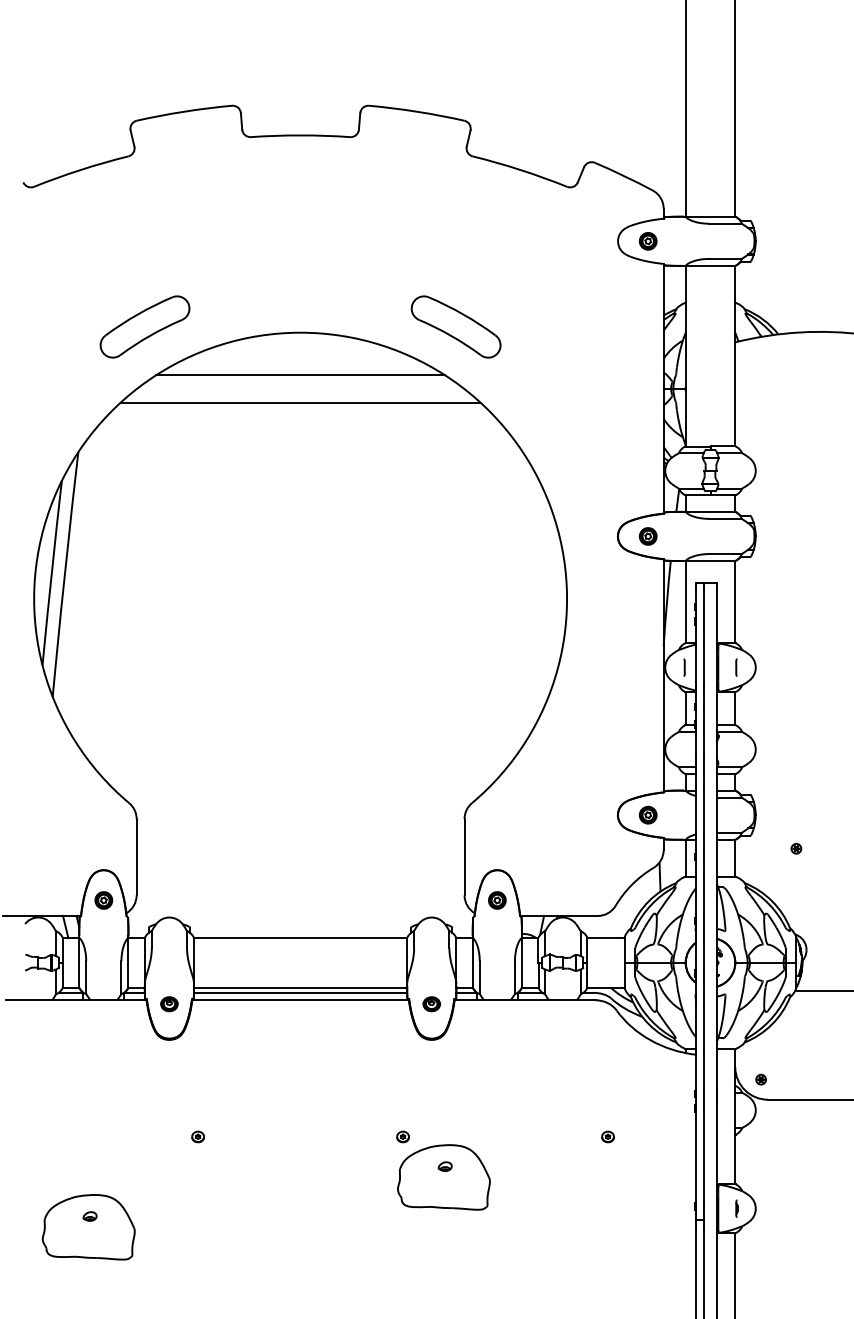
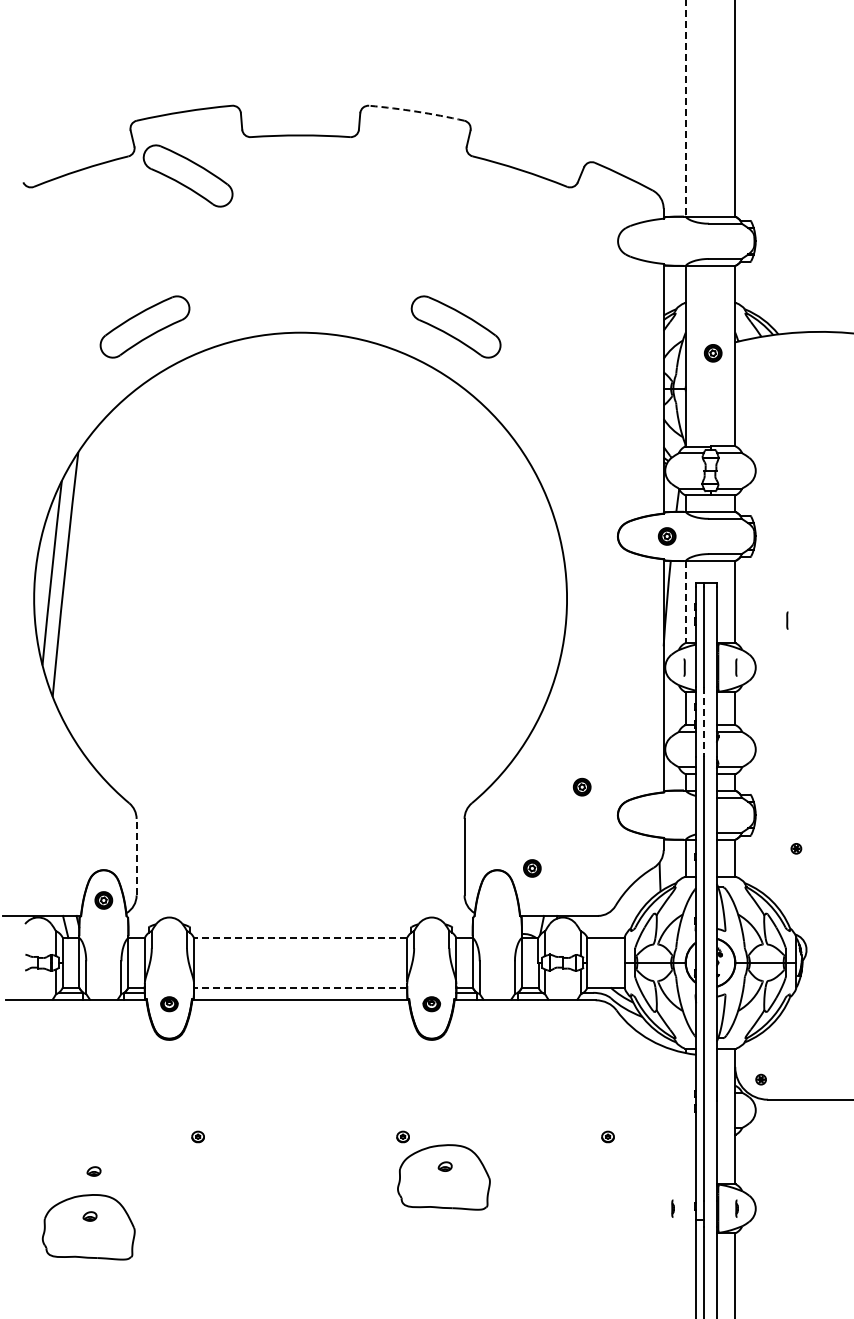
line: solid -> dashed (685, 109)
arc: solid -> dashed (417, 111)
part: none -> present (187, 175)
part position: (647, 241) -> (712, 353) (712, 353)
line: present -> none (300, 375)
line: present -> none (300, 402)
part position: (647, 536) -> (666, 536) (666, 536)
line: solid -> dashed (685, 602)
line: none -> present (787, 620)
line: solid -> dashed (704, 722)
part position: (647, 814) -> (581, 786) (581, 786)
line: solid -> dashed (136, 856)
part position: (497, 900) -> (532, 868) (532, 868)
line: solid -> dashed (300, 938)
line: solid -> dashed (300, 987)
line: present -> none (822, 991)
line: present -> none (300, 992)
part: none -> present (93, 1171)
line: none -> present (672, 1208)
